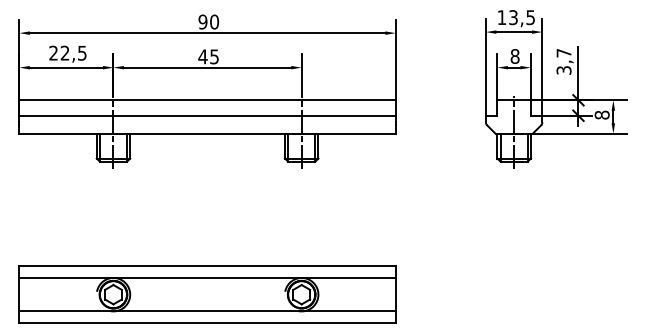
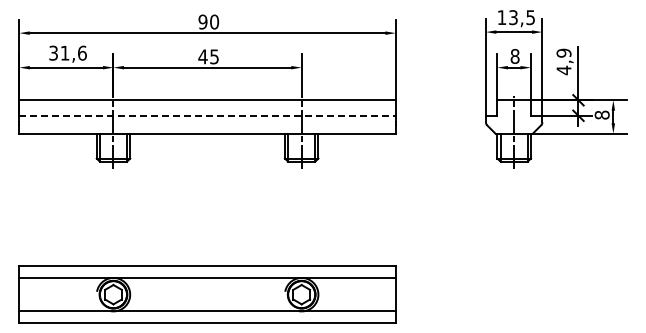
text: 22,5 -> 31,6 (67, 52)
text: 3,7 -> 4,9 (563, 61)
line: solid -> dashed (208, 115)
